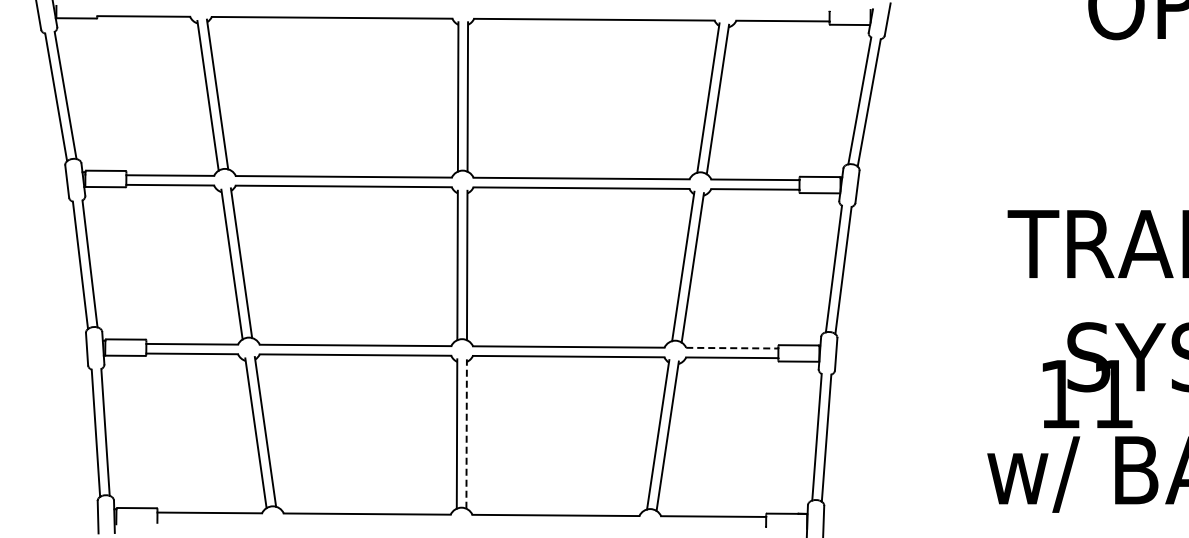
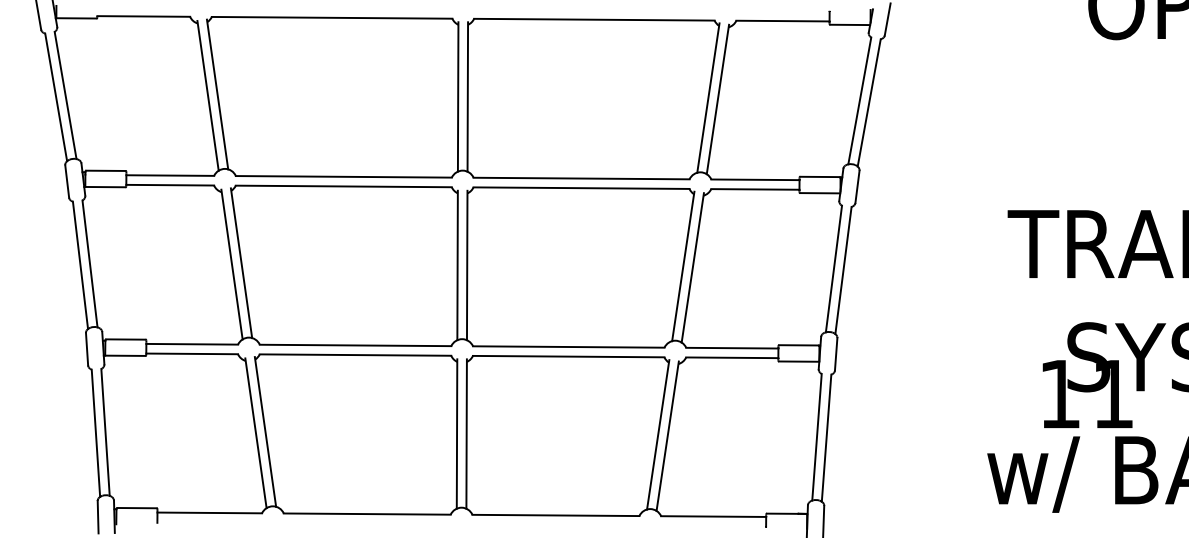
line: dashed -> solid (732, 348)
line: dashed -> solid (466, 434)
